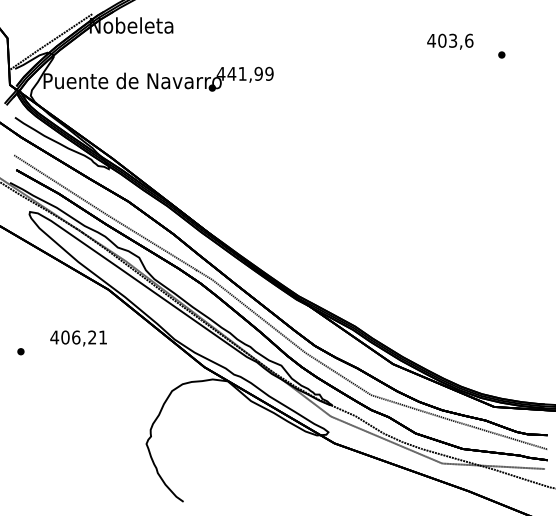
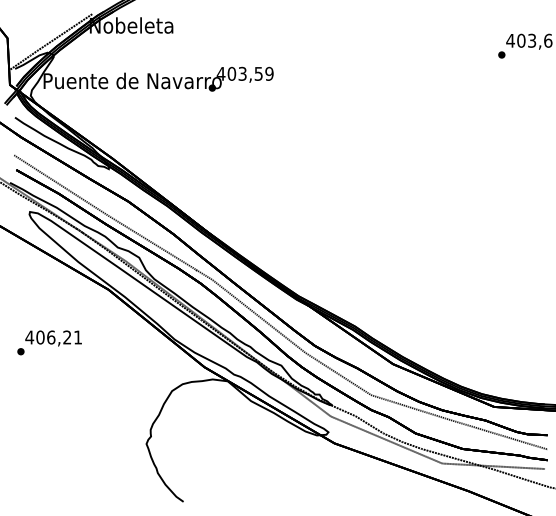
text position: (450, 41) -> (529, 41) (529, 41)
text: 441,99 -> 403,59 (244, 73)
text position: (78, 338) -> (53, 338) (53, 338)
